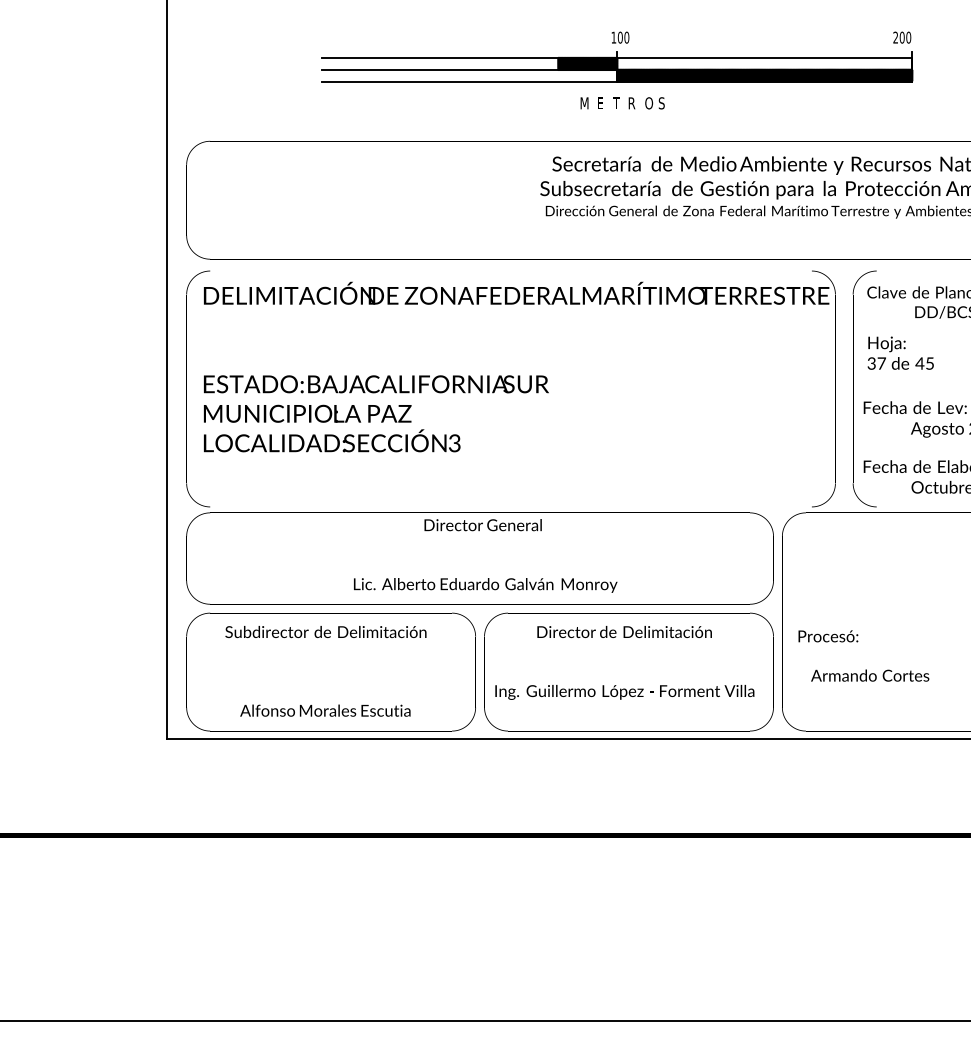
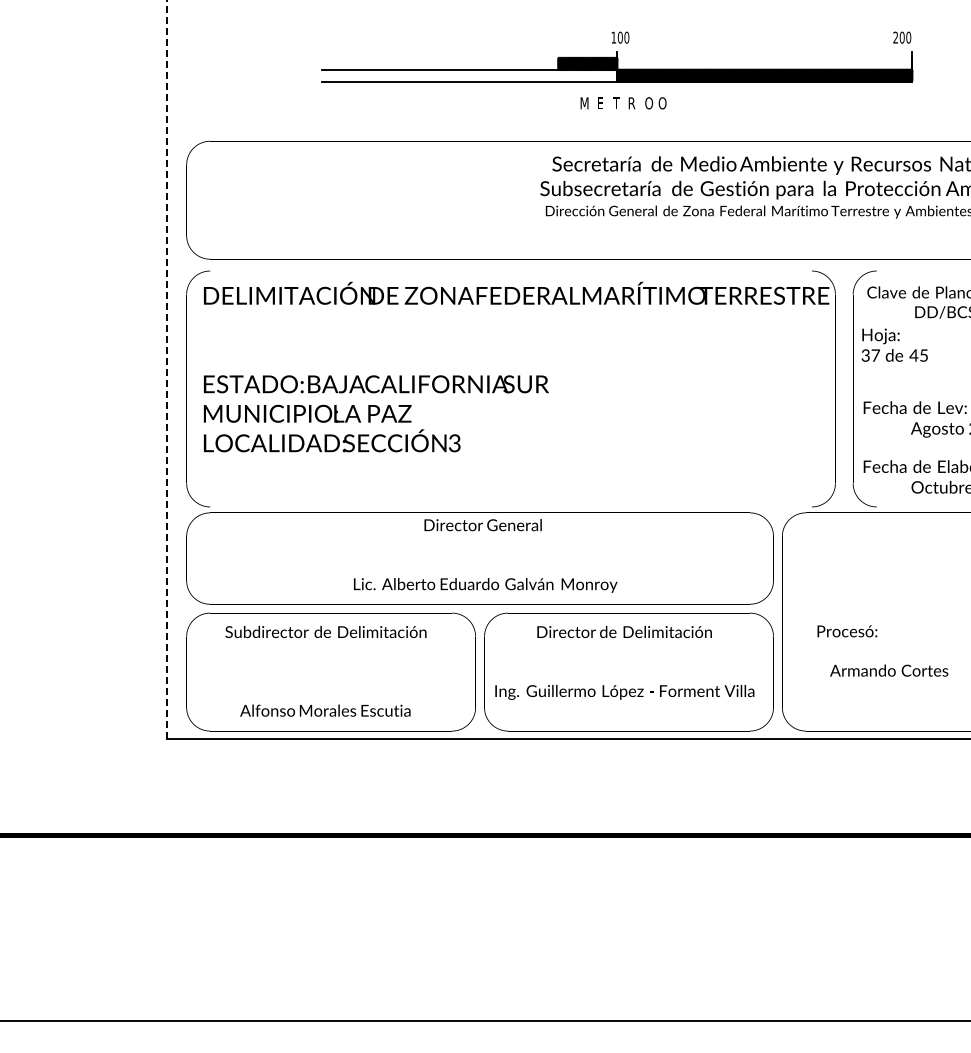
line: present -> none (617, 58)
text: S -> O (662, 103)
text position: (900, 352) -> (894, 344) (894, 344)
line: solid -> dashed (167, 369)
text position: (863, 655) -> (882, 650) (882, 650)
